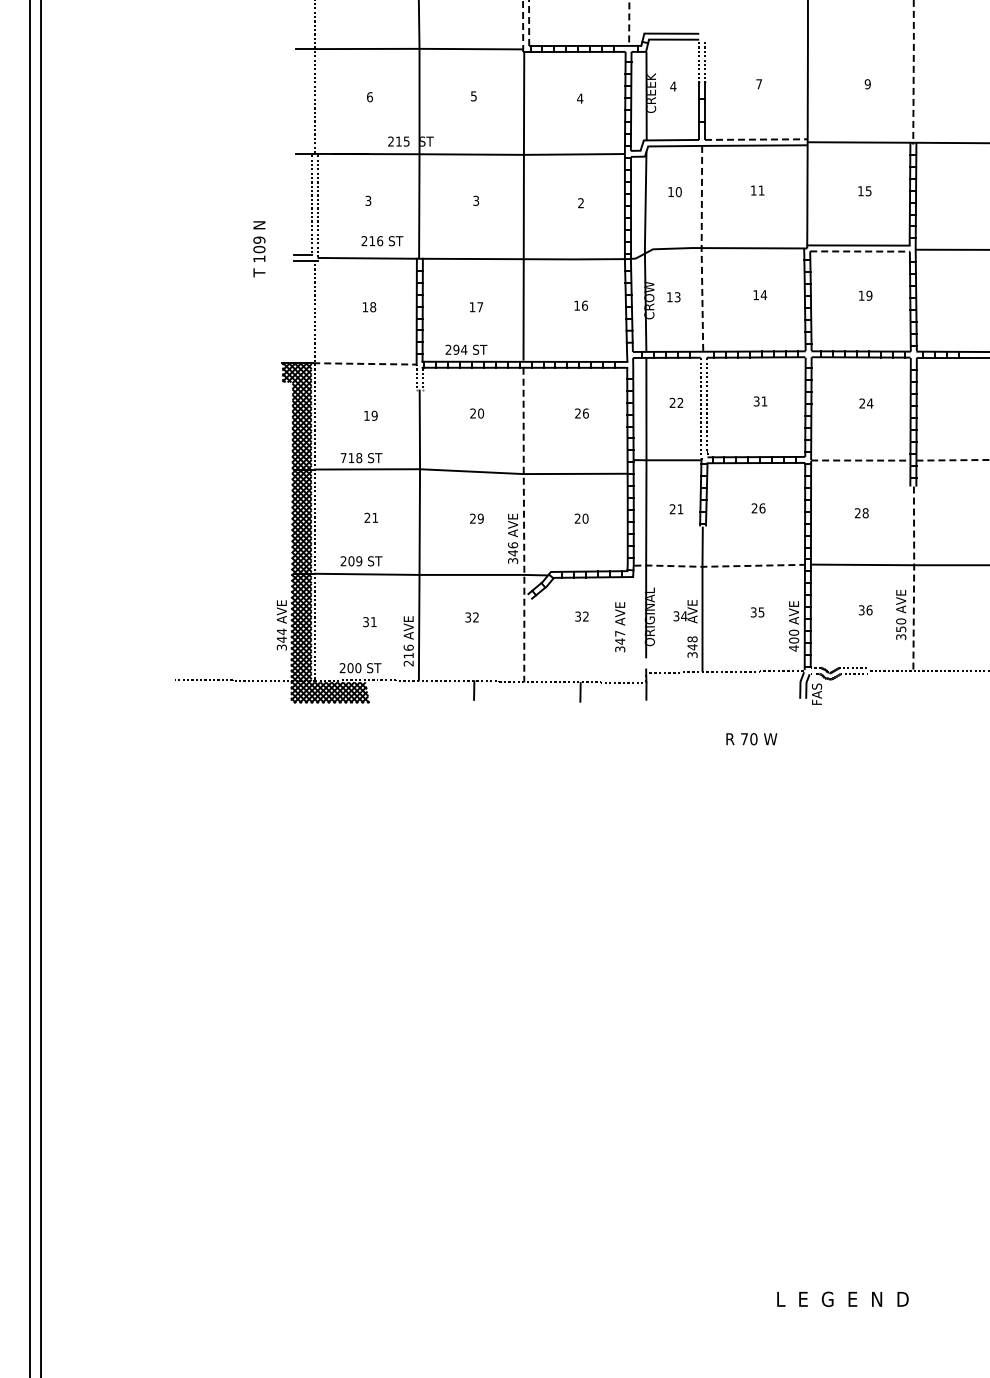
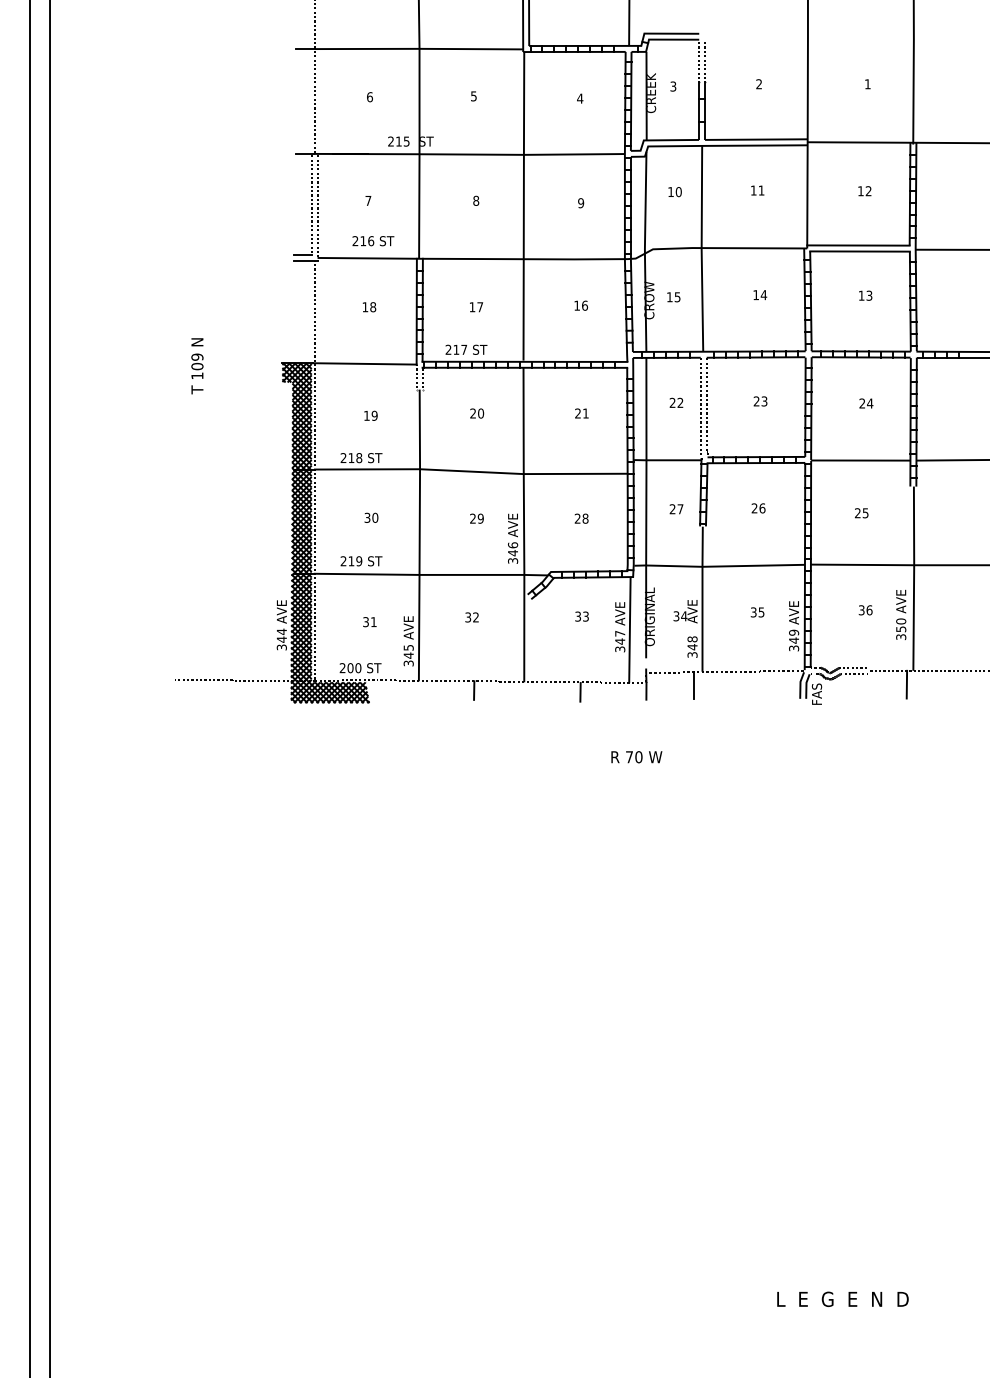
line: dashed -> solid (529, 23)
line: dashed -> solid (629, 23)
line: dashed -> solid (523, 26)
line: dashed -> solid (913, 72)
text: 7 -> 2 (758, 84)
text: 9 -> 1 (867, 84)
text: 4 -> 3 (673, 86)
line: dashed -> solid (756, 139)
text: 15 -> 12 (868, 191)
text: 3 -> 7 (368, 200)
text: 3 -> 8 (476, 200)
text: 2 -> 9 (581, 203)
text position: (382, 241) -> (373, 241) (373, 241)
line: dashed -> solid (701, 248)
text position: (259, 249) -> (197, 366) (197, 366)
line: dashed -> solid (860, 251)
text: 19 -> 13 (869, 295)
text: 13 -> 15 (677, 296)
text: 294 -> 217 (460, 349)
line: dashed -> solid (364, 363)
text: 31 -> 23 (760, 401)
text: 26 -> 21 (585, 413)
text: 718 -> 218 (343, 457)
line: dashed -> solid (860, 460)
line: dashed -> solid (953, 460)
text: 21 -> 27 (680, 509)
text: 28 -> 25 (865, 513)
text: 21 -> 30 (371, 517)
text: 20 -> 28 (585, 518)
line: dashed -> solid (524, 525)
text: 209 -> 219 (351, 561)
line: dashed -> solid (719, 566)
line: dashed -> solid (914, 578)
text: 32 -> 33 (585, 616)
line: none -> present (629, 630)
text: 400 -> 349 (794, 640)
text: 216 -> 345 (408, 655)
line: none -> present (906, 684)
line: none -> present (694, 685)
line position: (41, 688) -> (50, 688) (50, 688)
text position: (751, 739) -> (636, 757) (636, 757)
